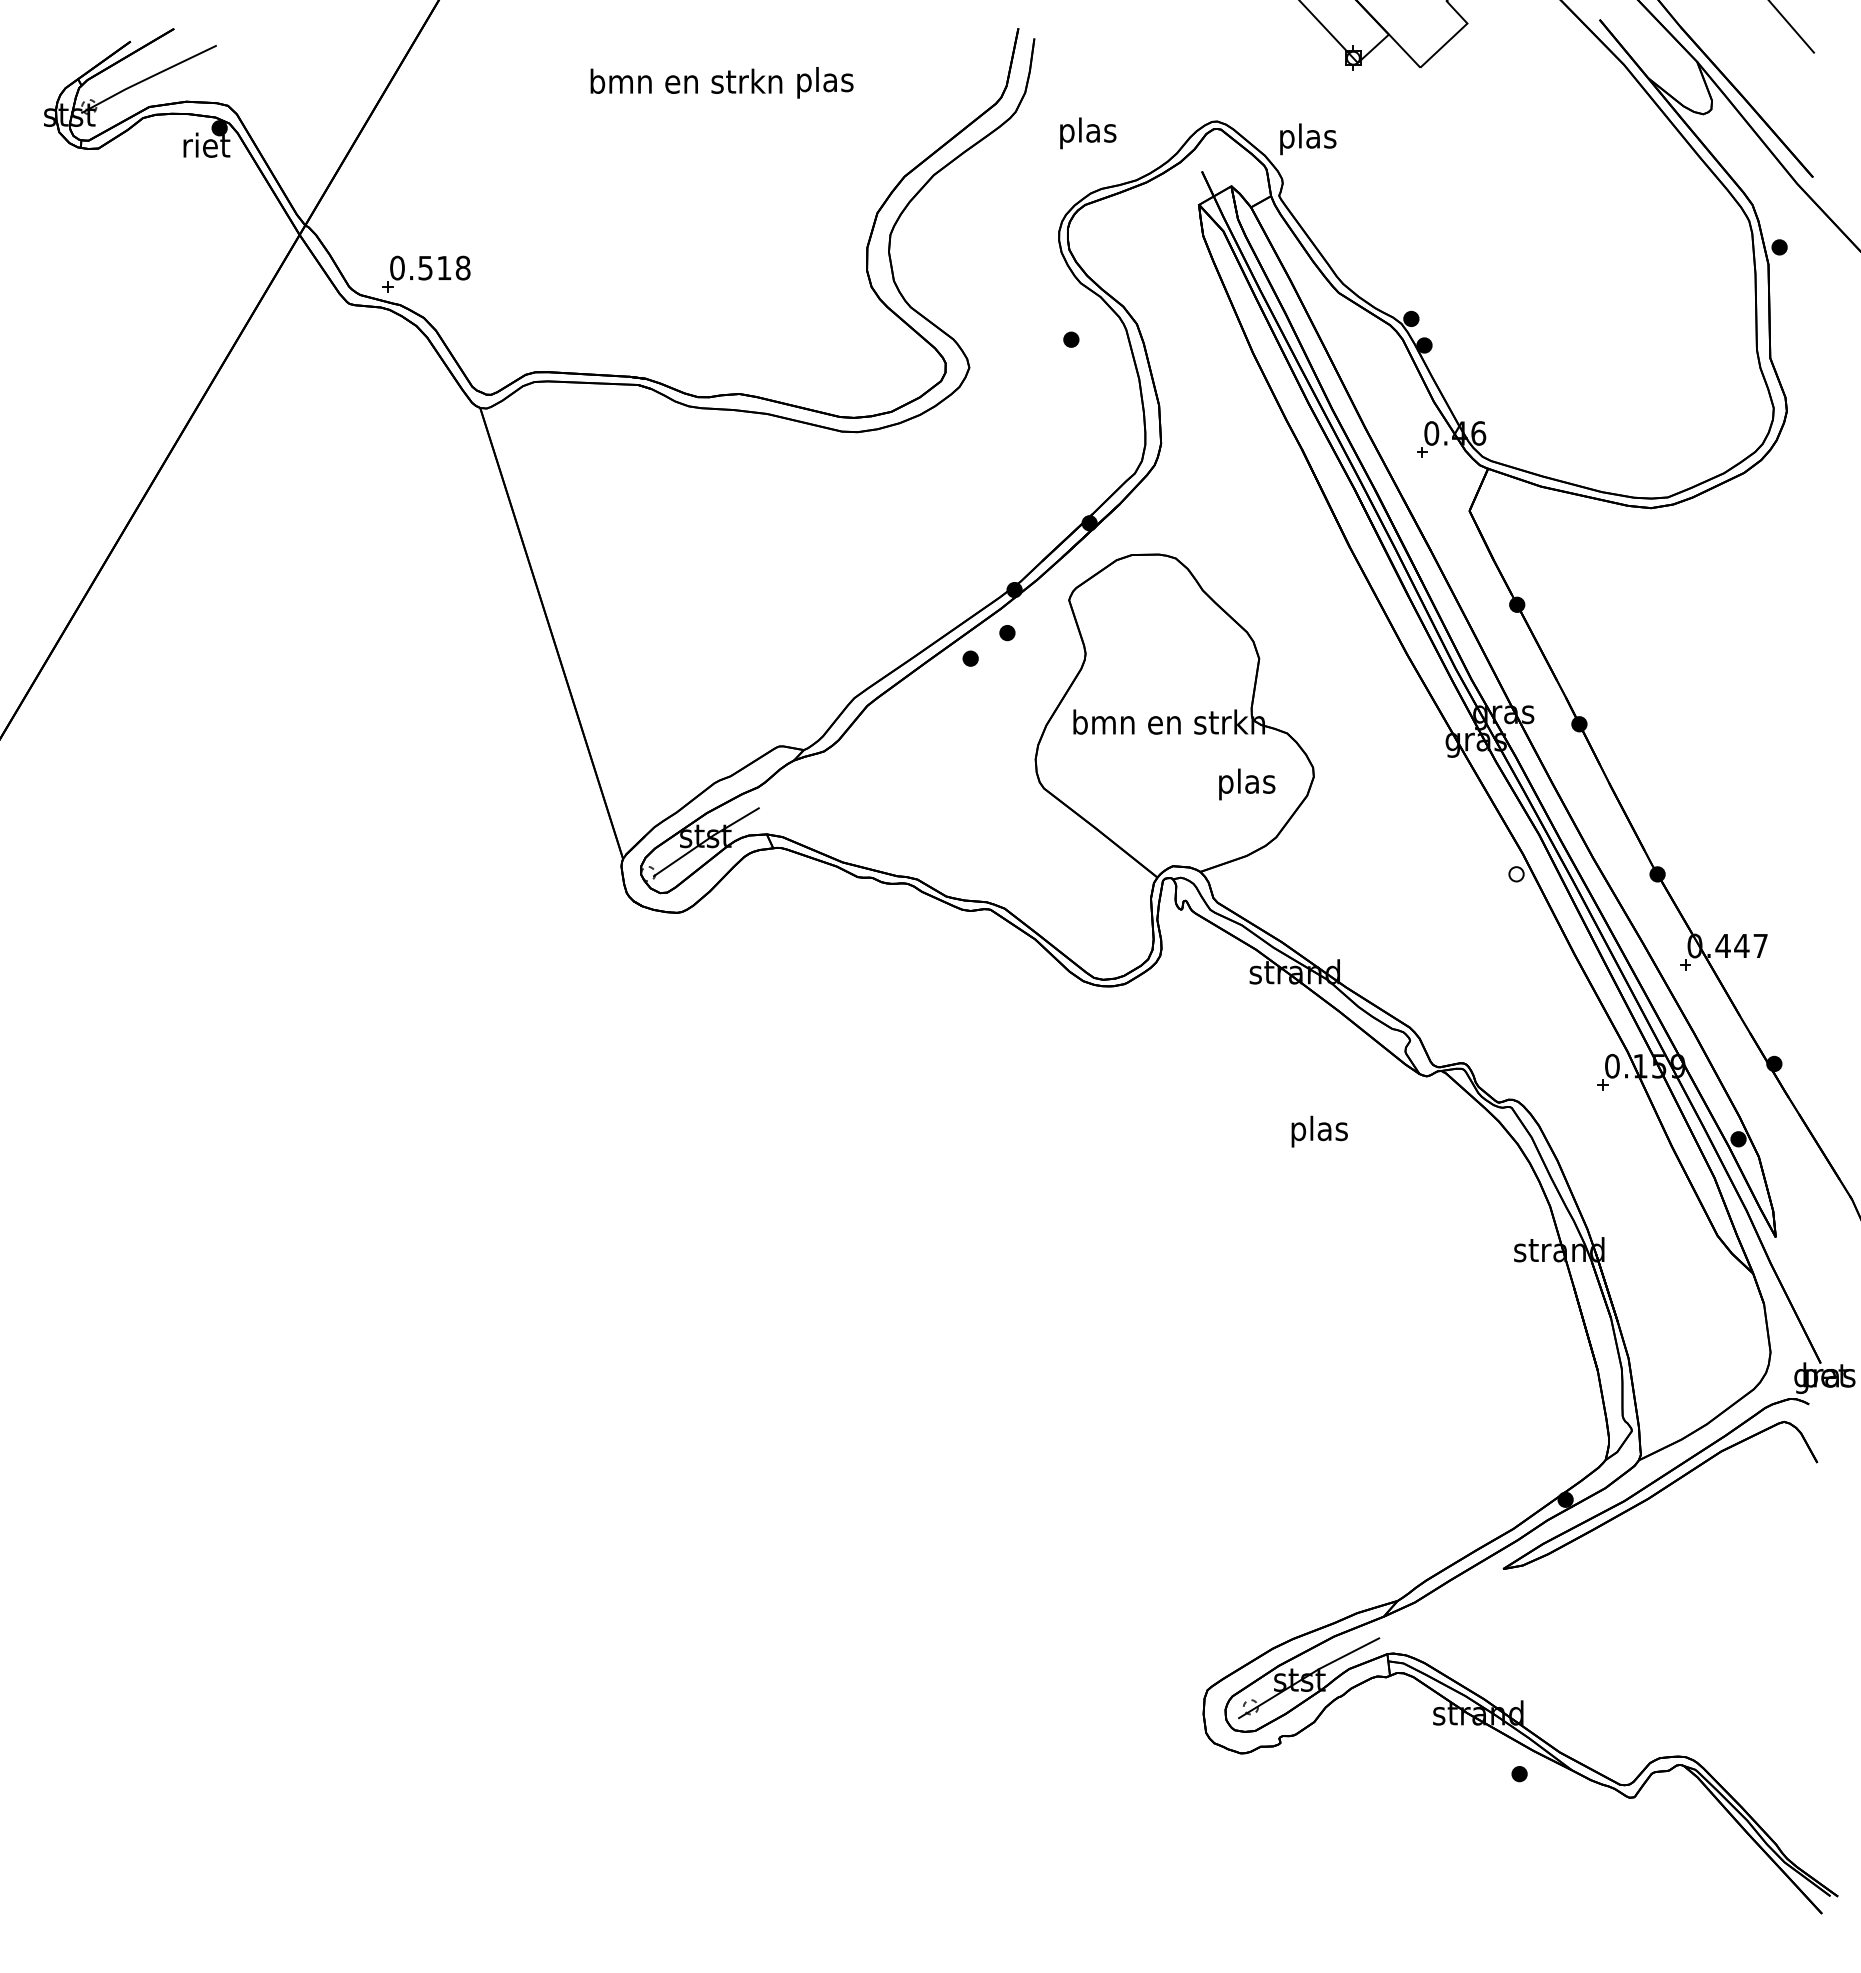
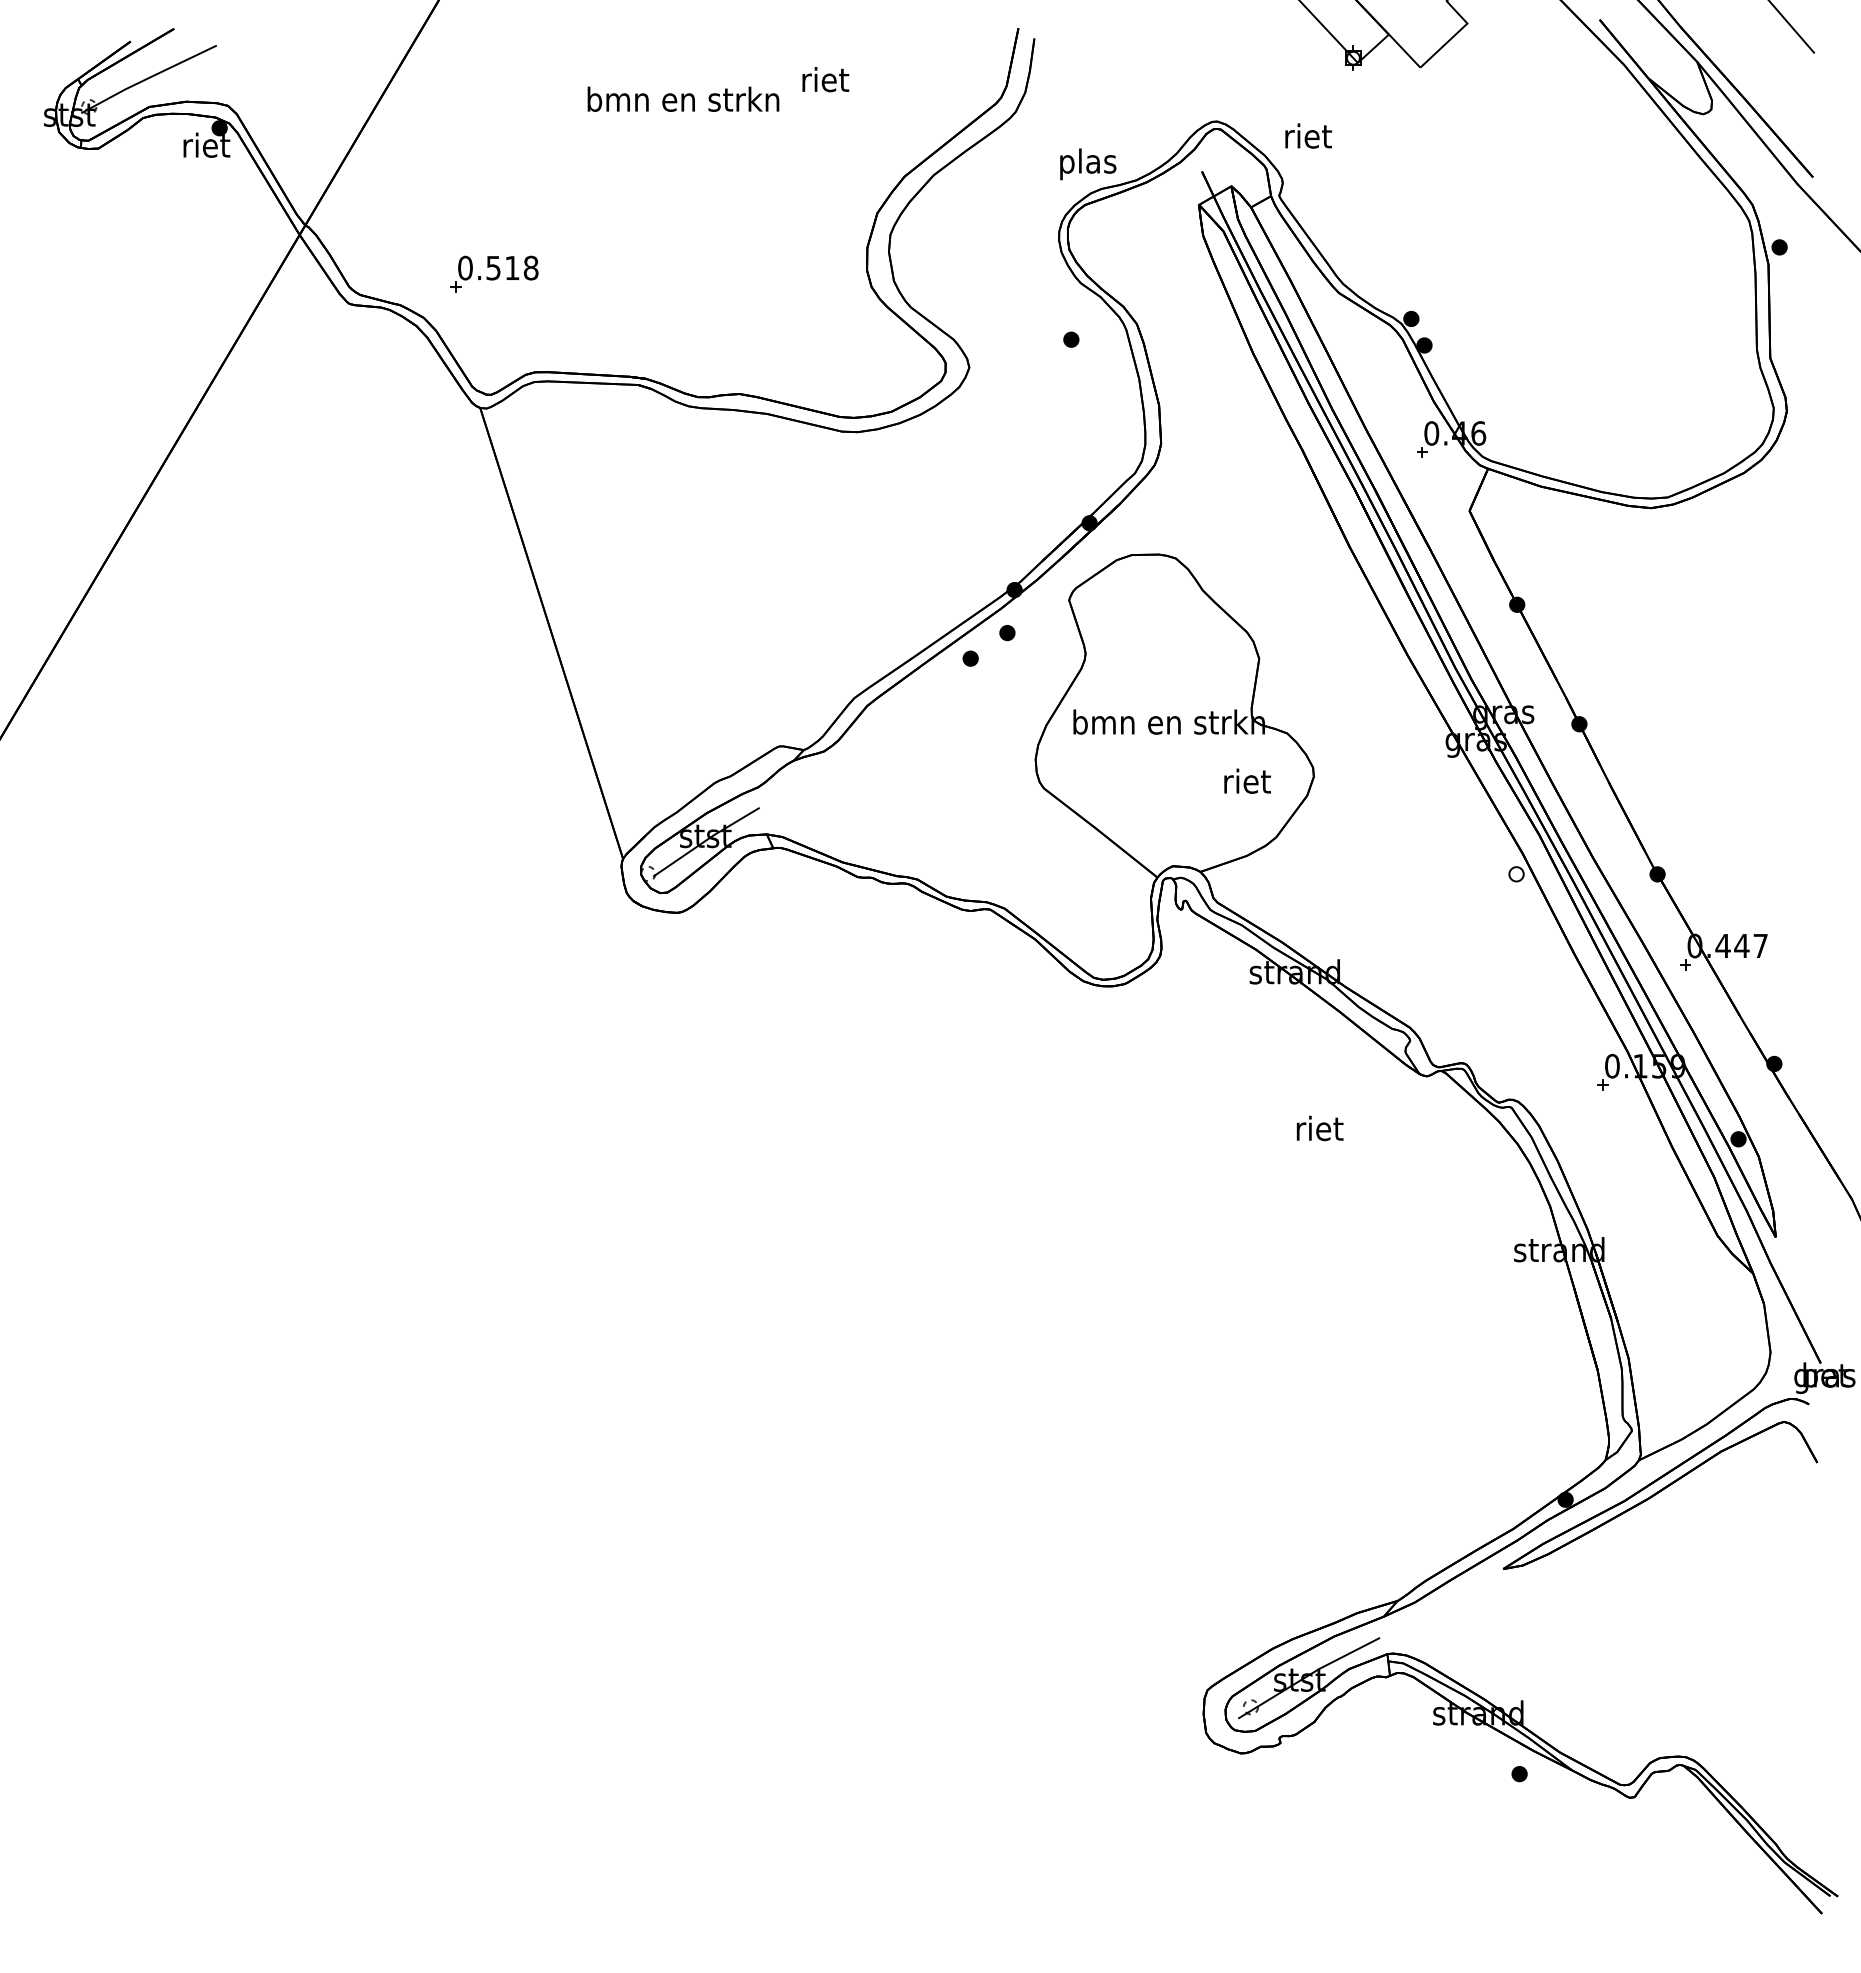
text position: (686, 80) -> (683, 98) (683, 98)
text: plas -> riet (825, 82)
text position: (1088, 133) -> (1088, 164) (1088, 164)
text: plas -> riet (1308, 139)
part position: (426, 273) -> (494, 273) (494, 273)
text: plas -> riet (1247, 784)
text: plas -> riet (1319, 1131)
